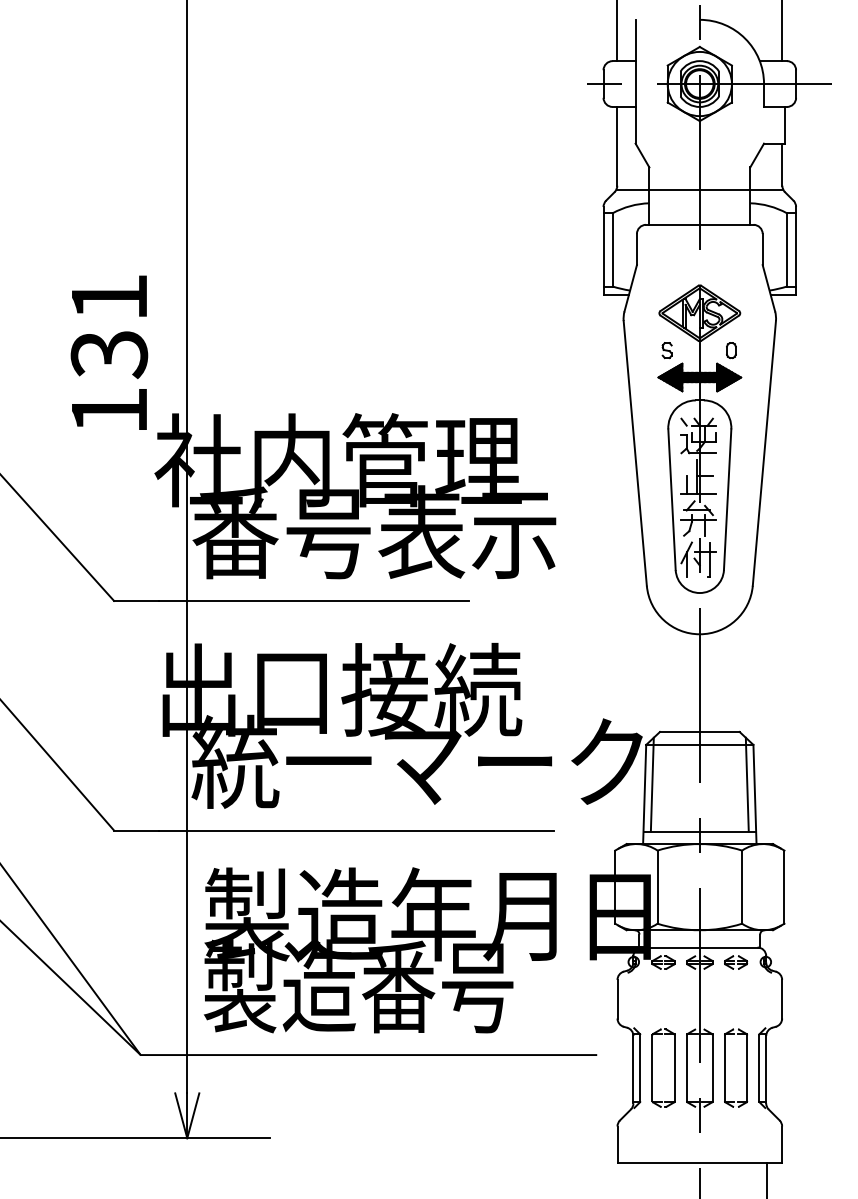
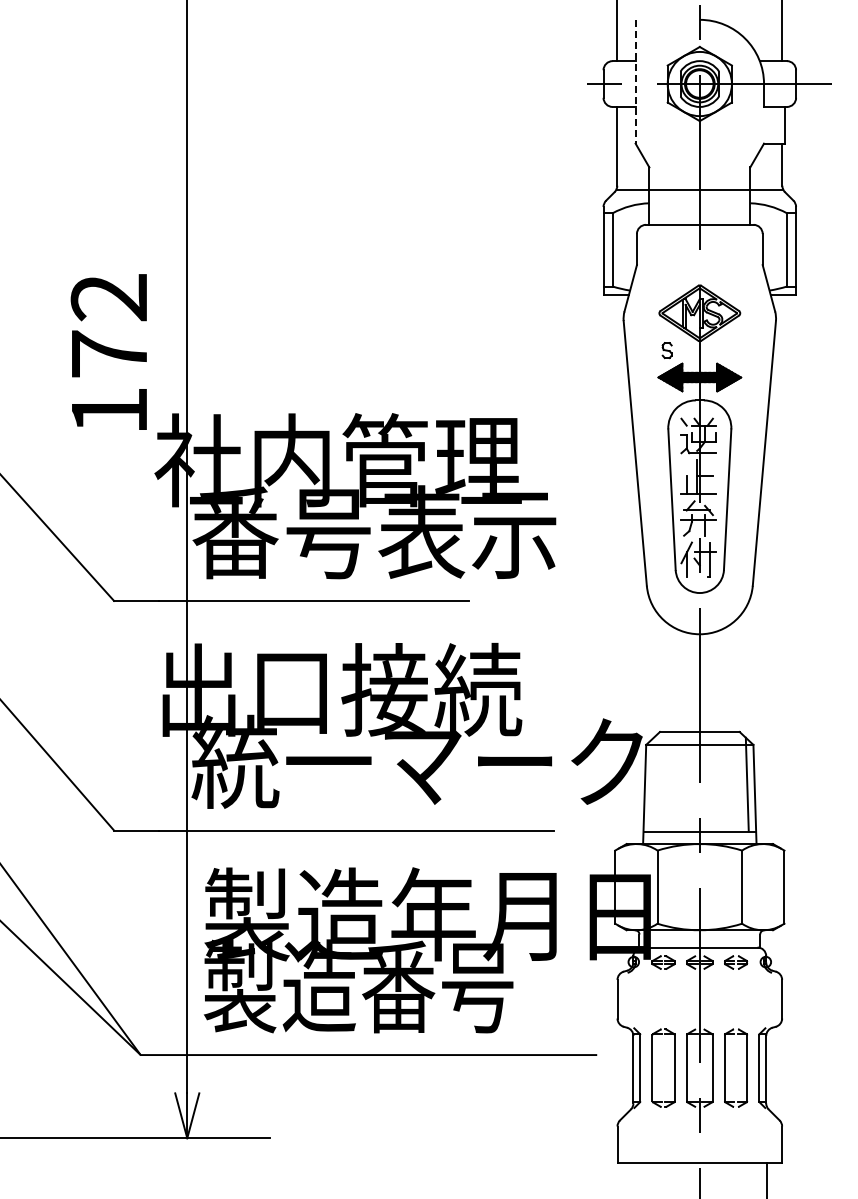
line: solid -> dashed (635, 81)
text: 131 -> 172 (109, 326)
part: present -> none (731, 350)
line: present -> none (651, 784)
